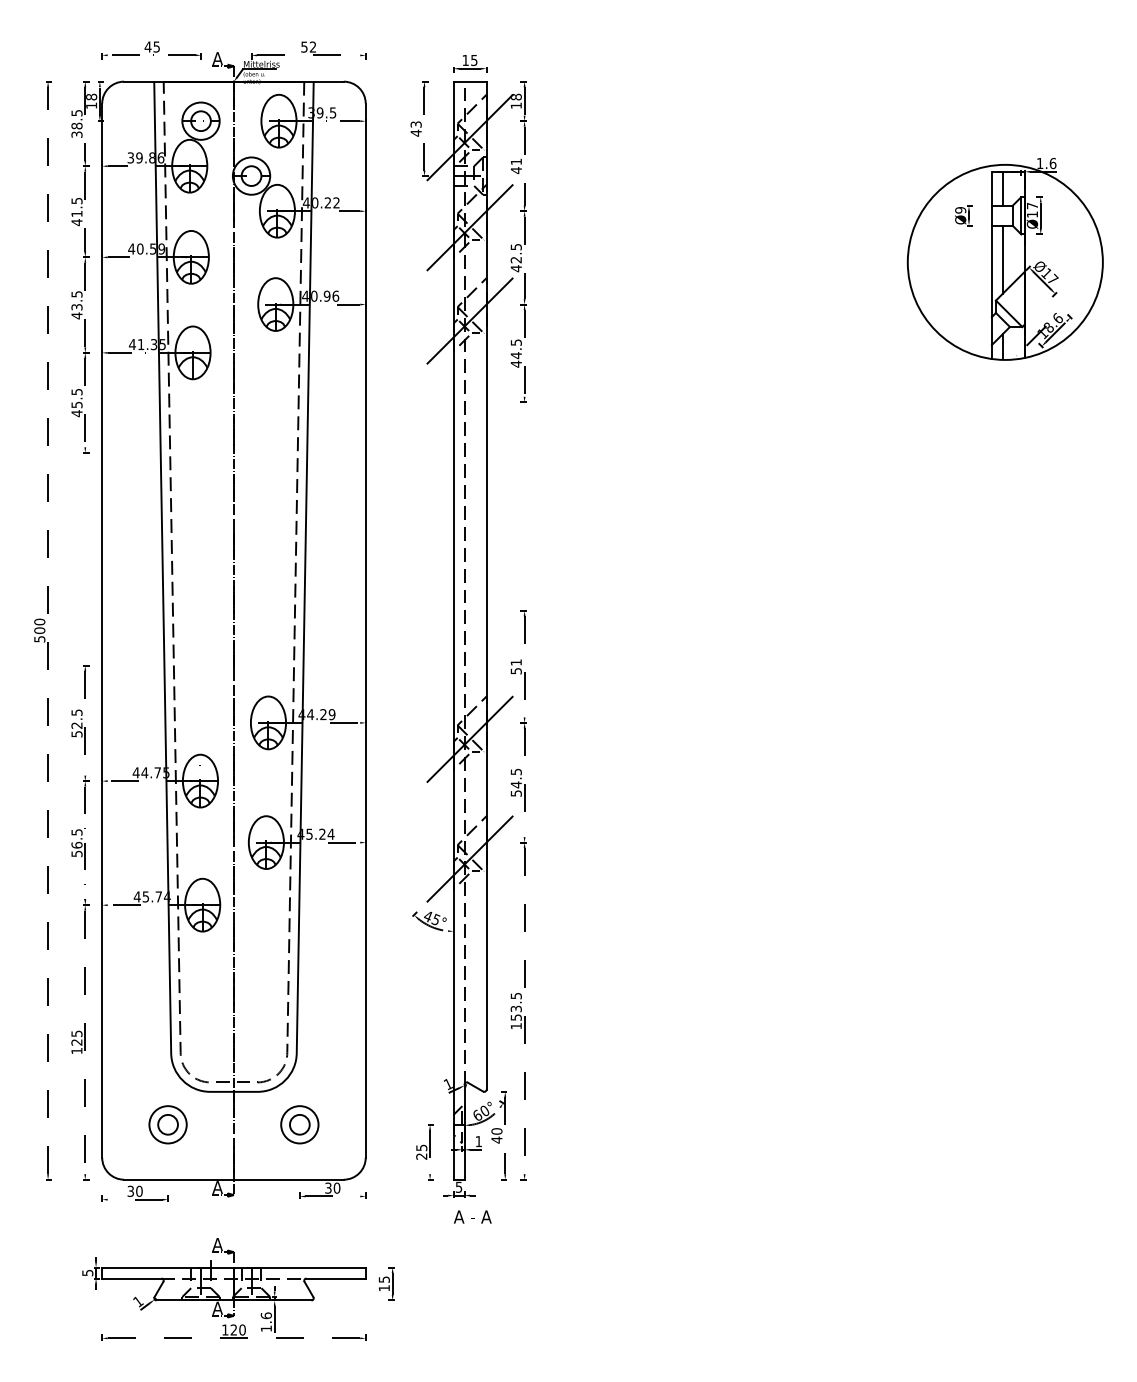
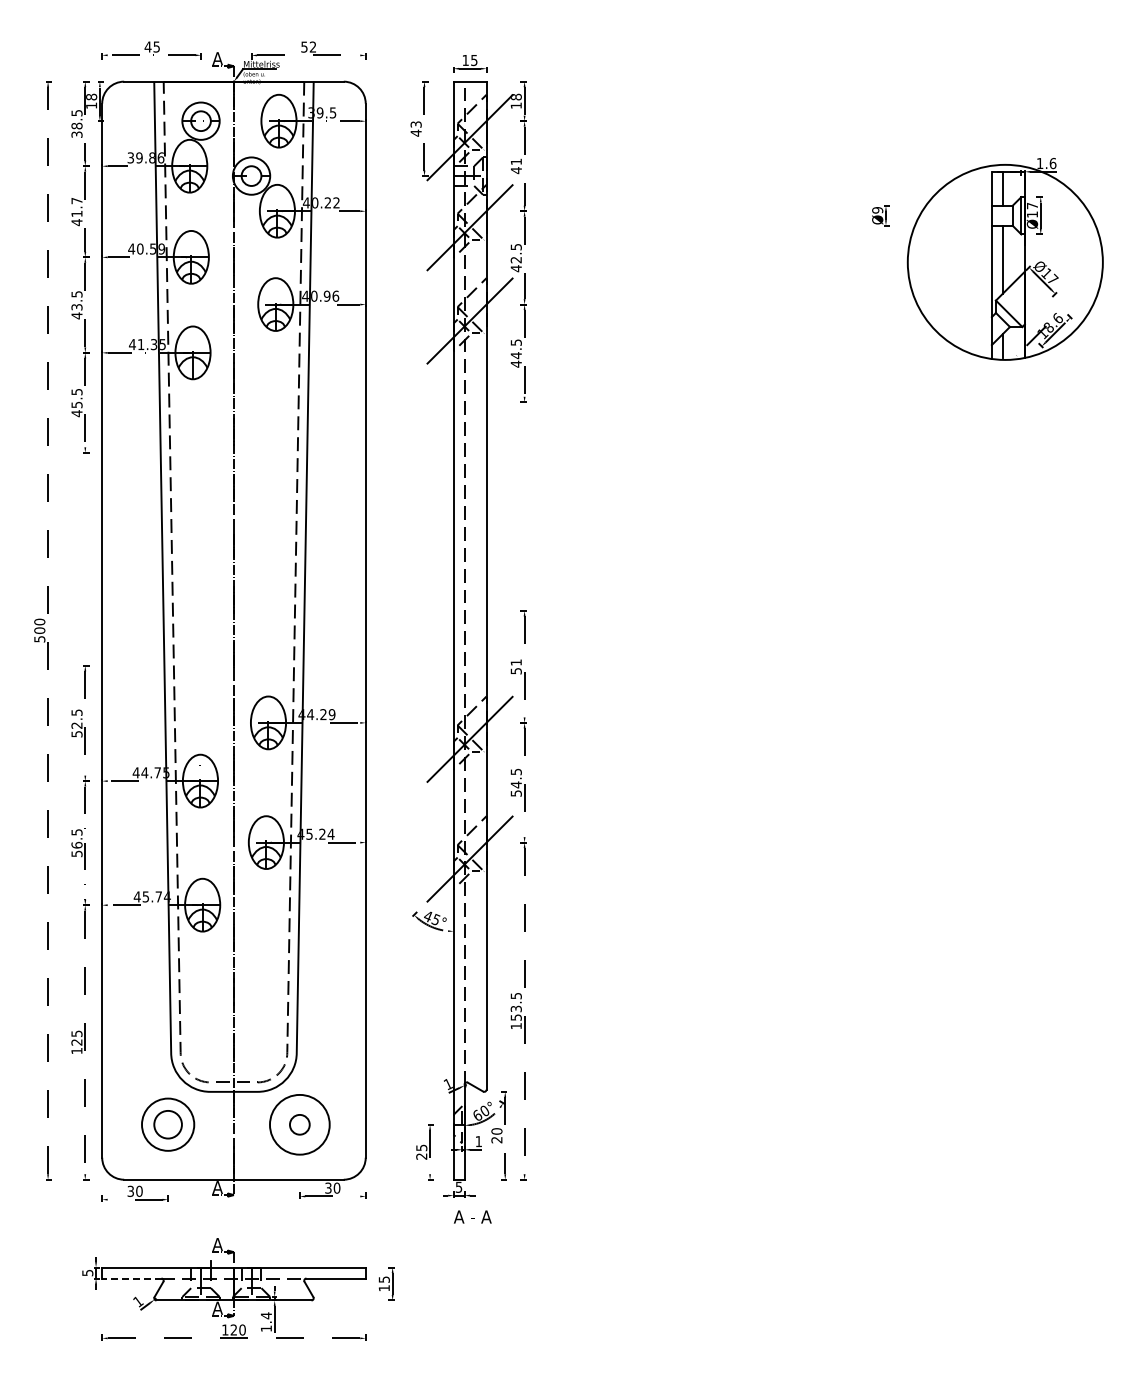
text: 41.5 -> 41.7 (76, 201)
part position: (963, 215) -> (880, 215) (880, 215)
part size: 40x40 px -> 55x55 px (168, 1124)
circle diameter: 37 px -> 60 px (299, 1124)
text: 40 -> 20 (496, 1139)
line: solid -> dashed (131, 1278)
text: 1.6 -> 1.4 (265, 1315)
